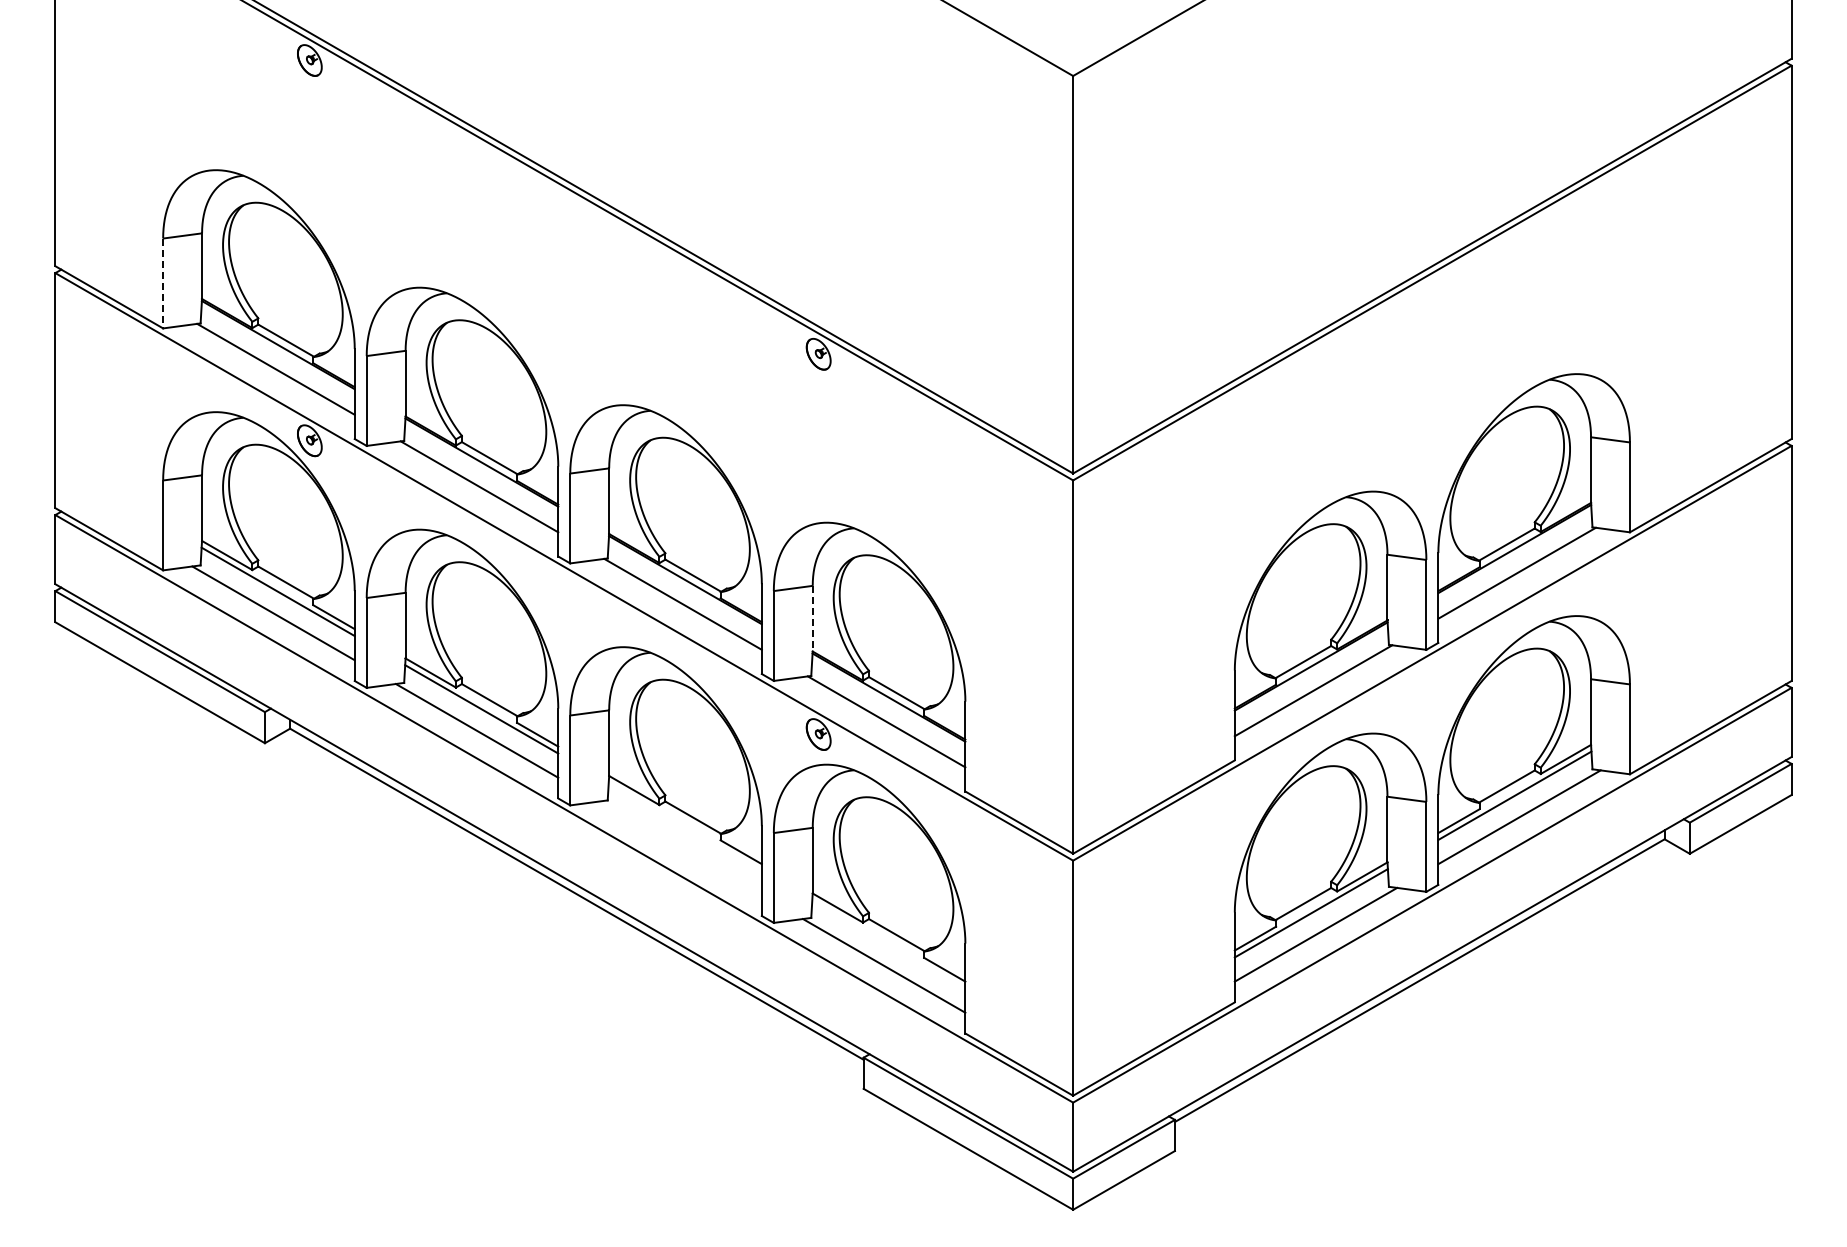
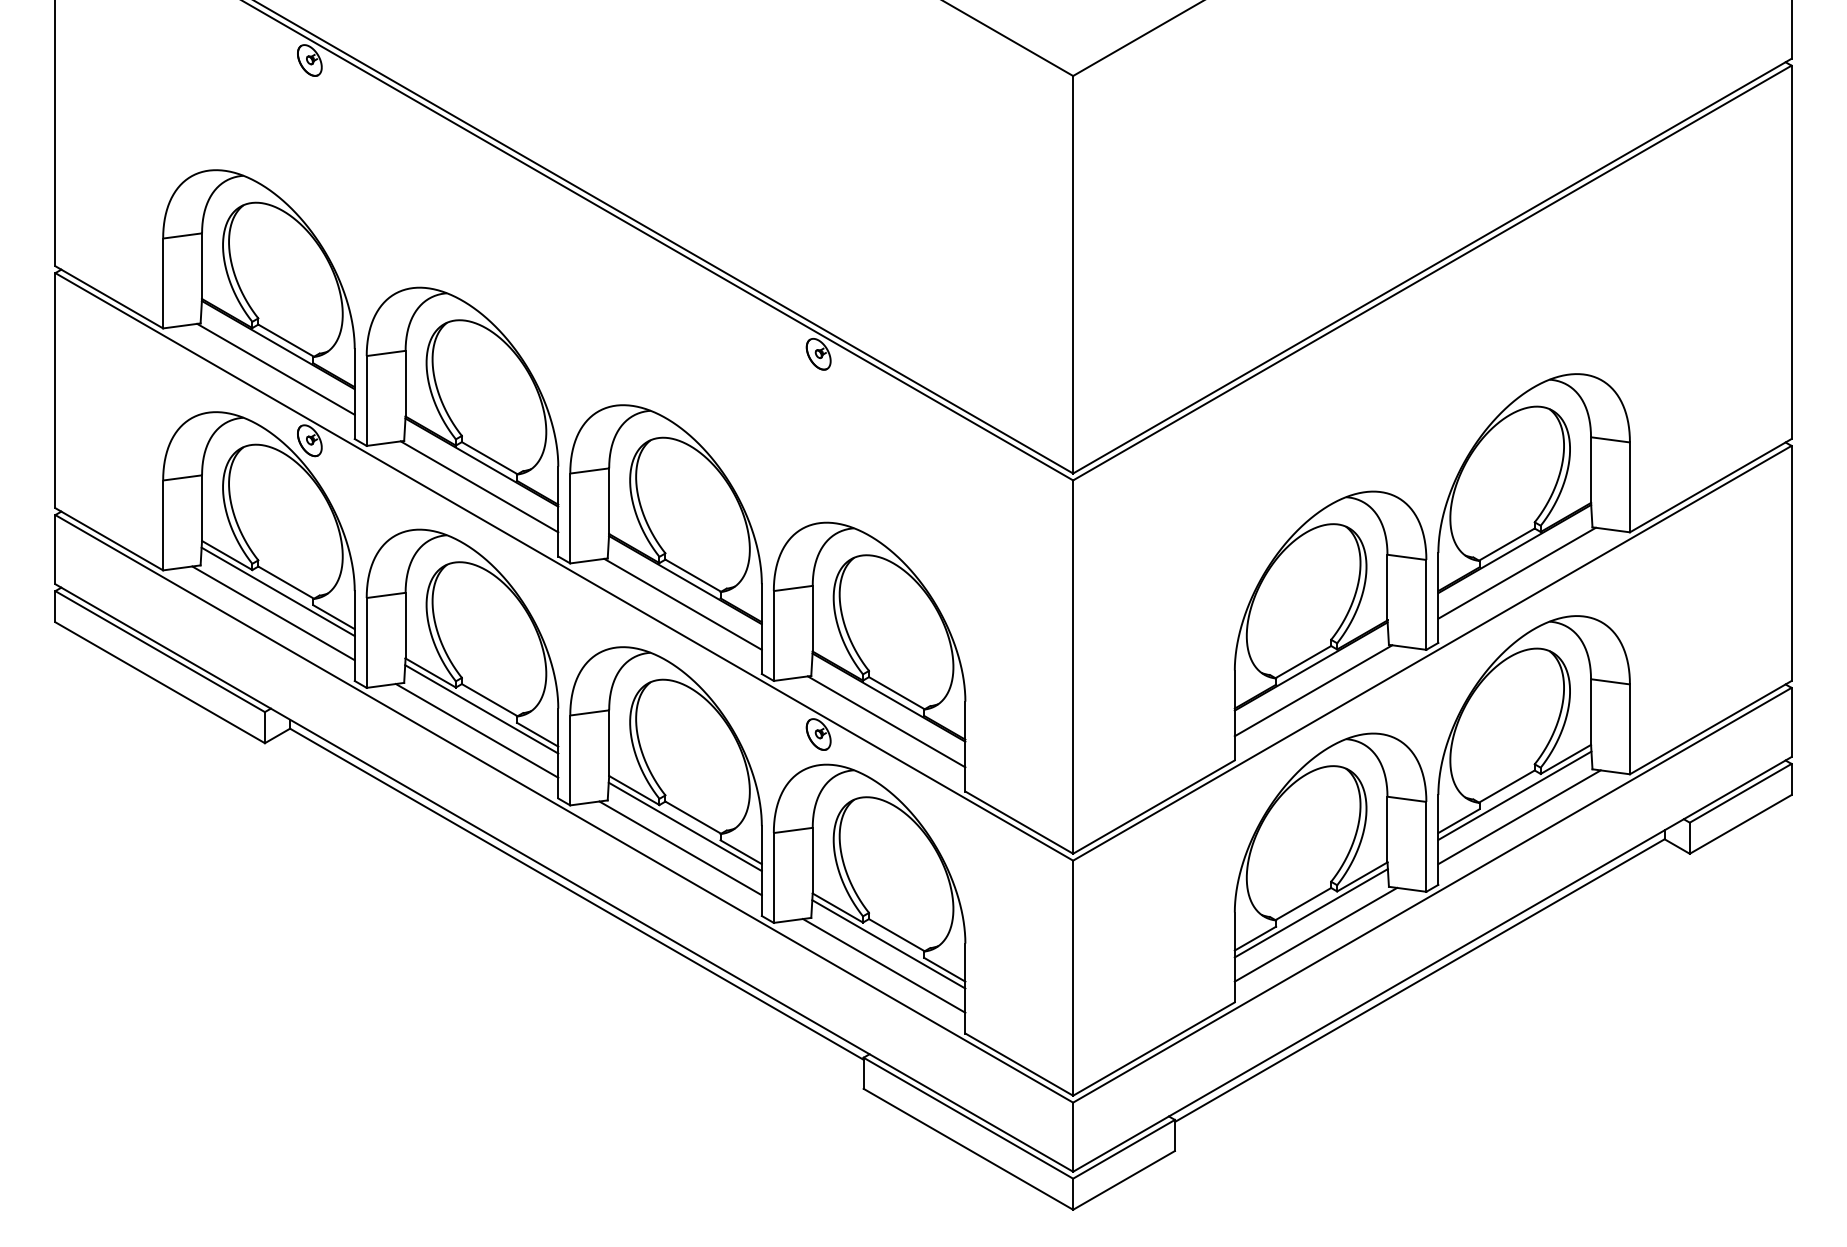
line: dashed -> solid (163, 283)
line: dashed -> solid (812, 618)
line: none -> present (684, 826)
line: none -> present (680, 848)
line: none -> present (888, 944)
